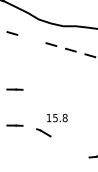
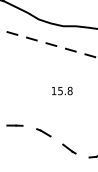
line: none -> present (31, 38)
line: present -> none (14, 89)
text position: (57, 117) -> (62, 90) (62, 90)
line: none -> present (69, 148)
